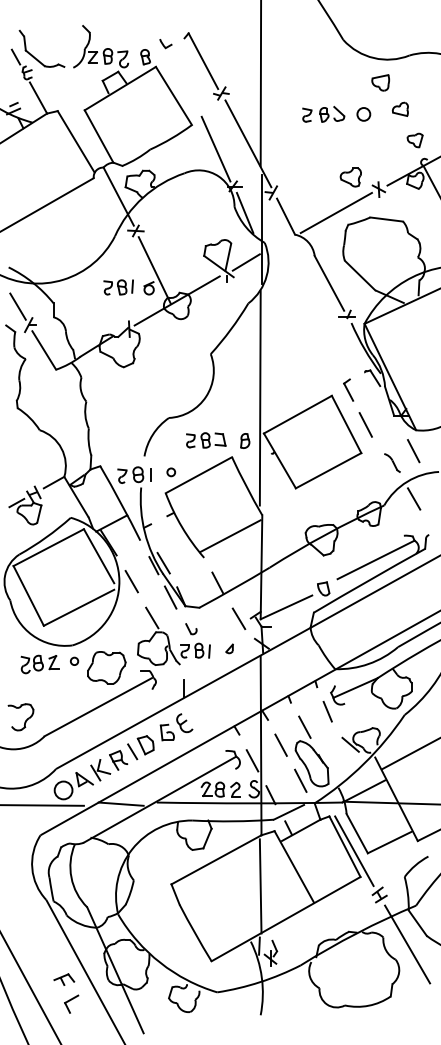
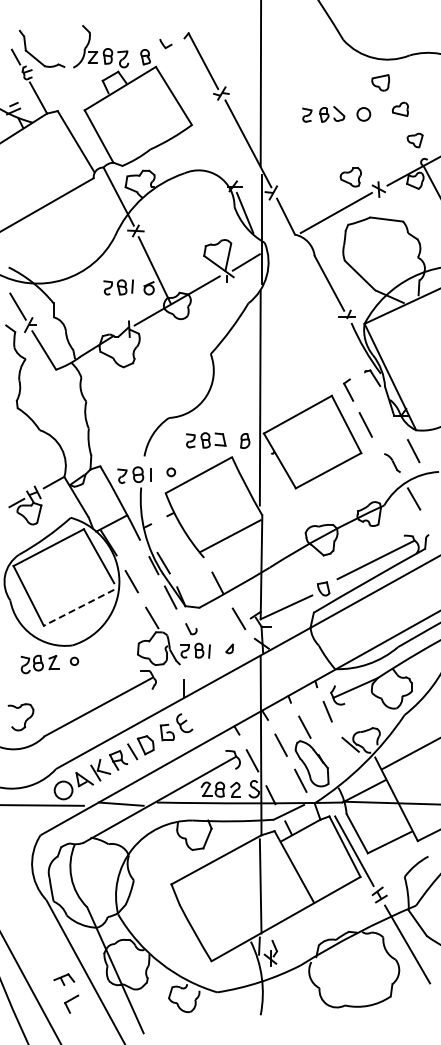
line: present -> none (215, 148)
line: solid -> dashed (79, 607)
part: present -> none (106, 667)
